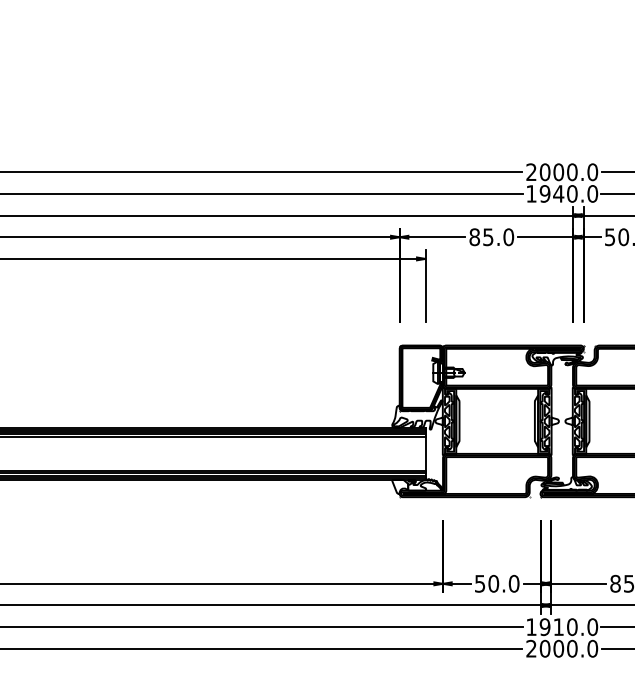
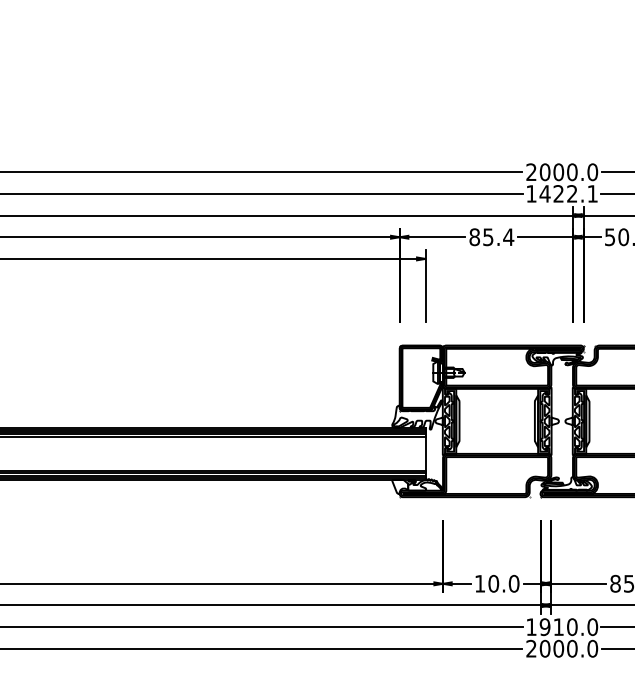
text: 1940.0 -> 1422.1 (568, 193)
text: 85.0 -> 85.4 (508, 237)
text: 50.0 -> 10.0 (480, 583)
